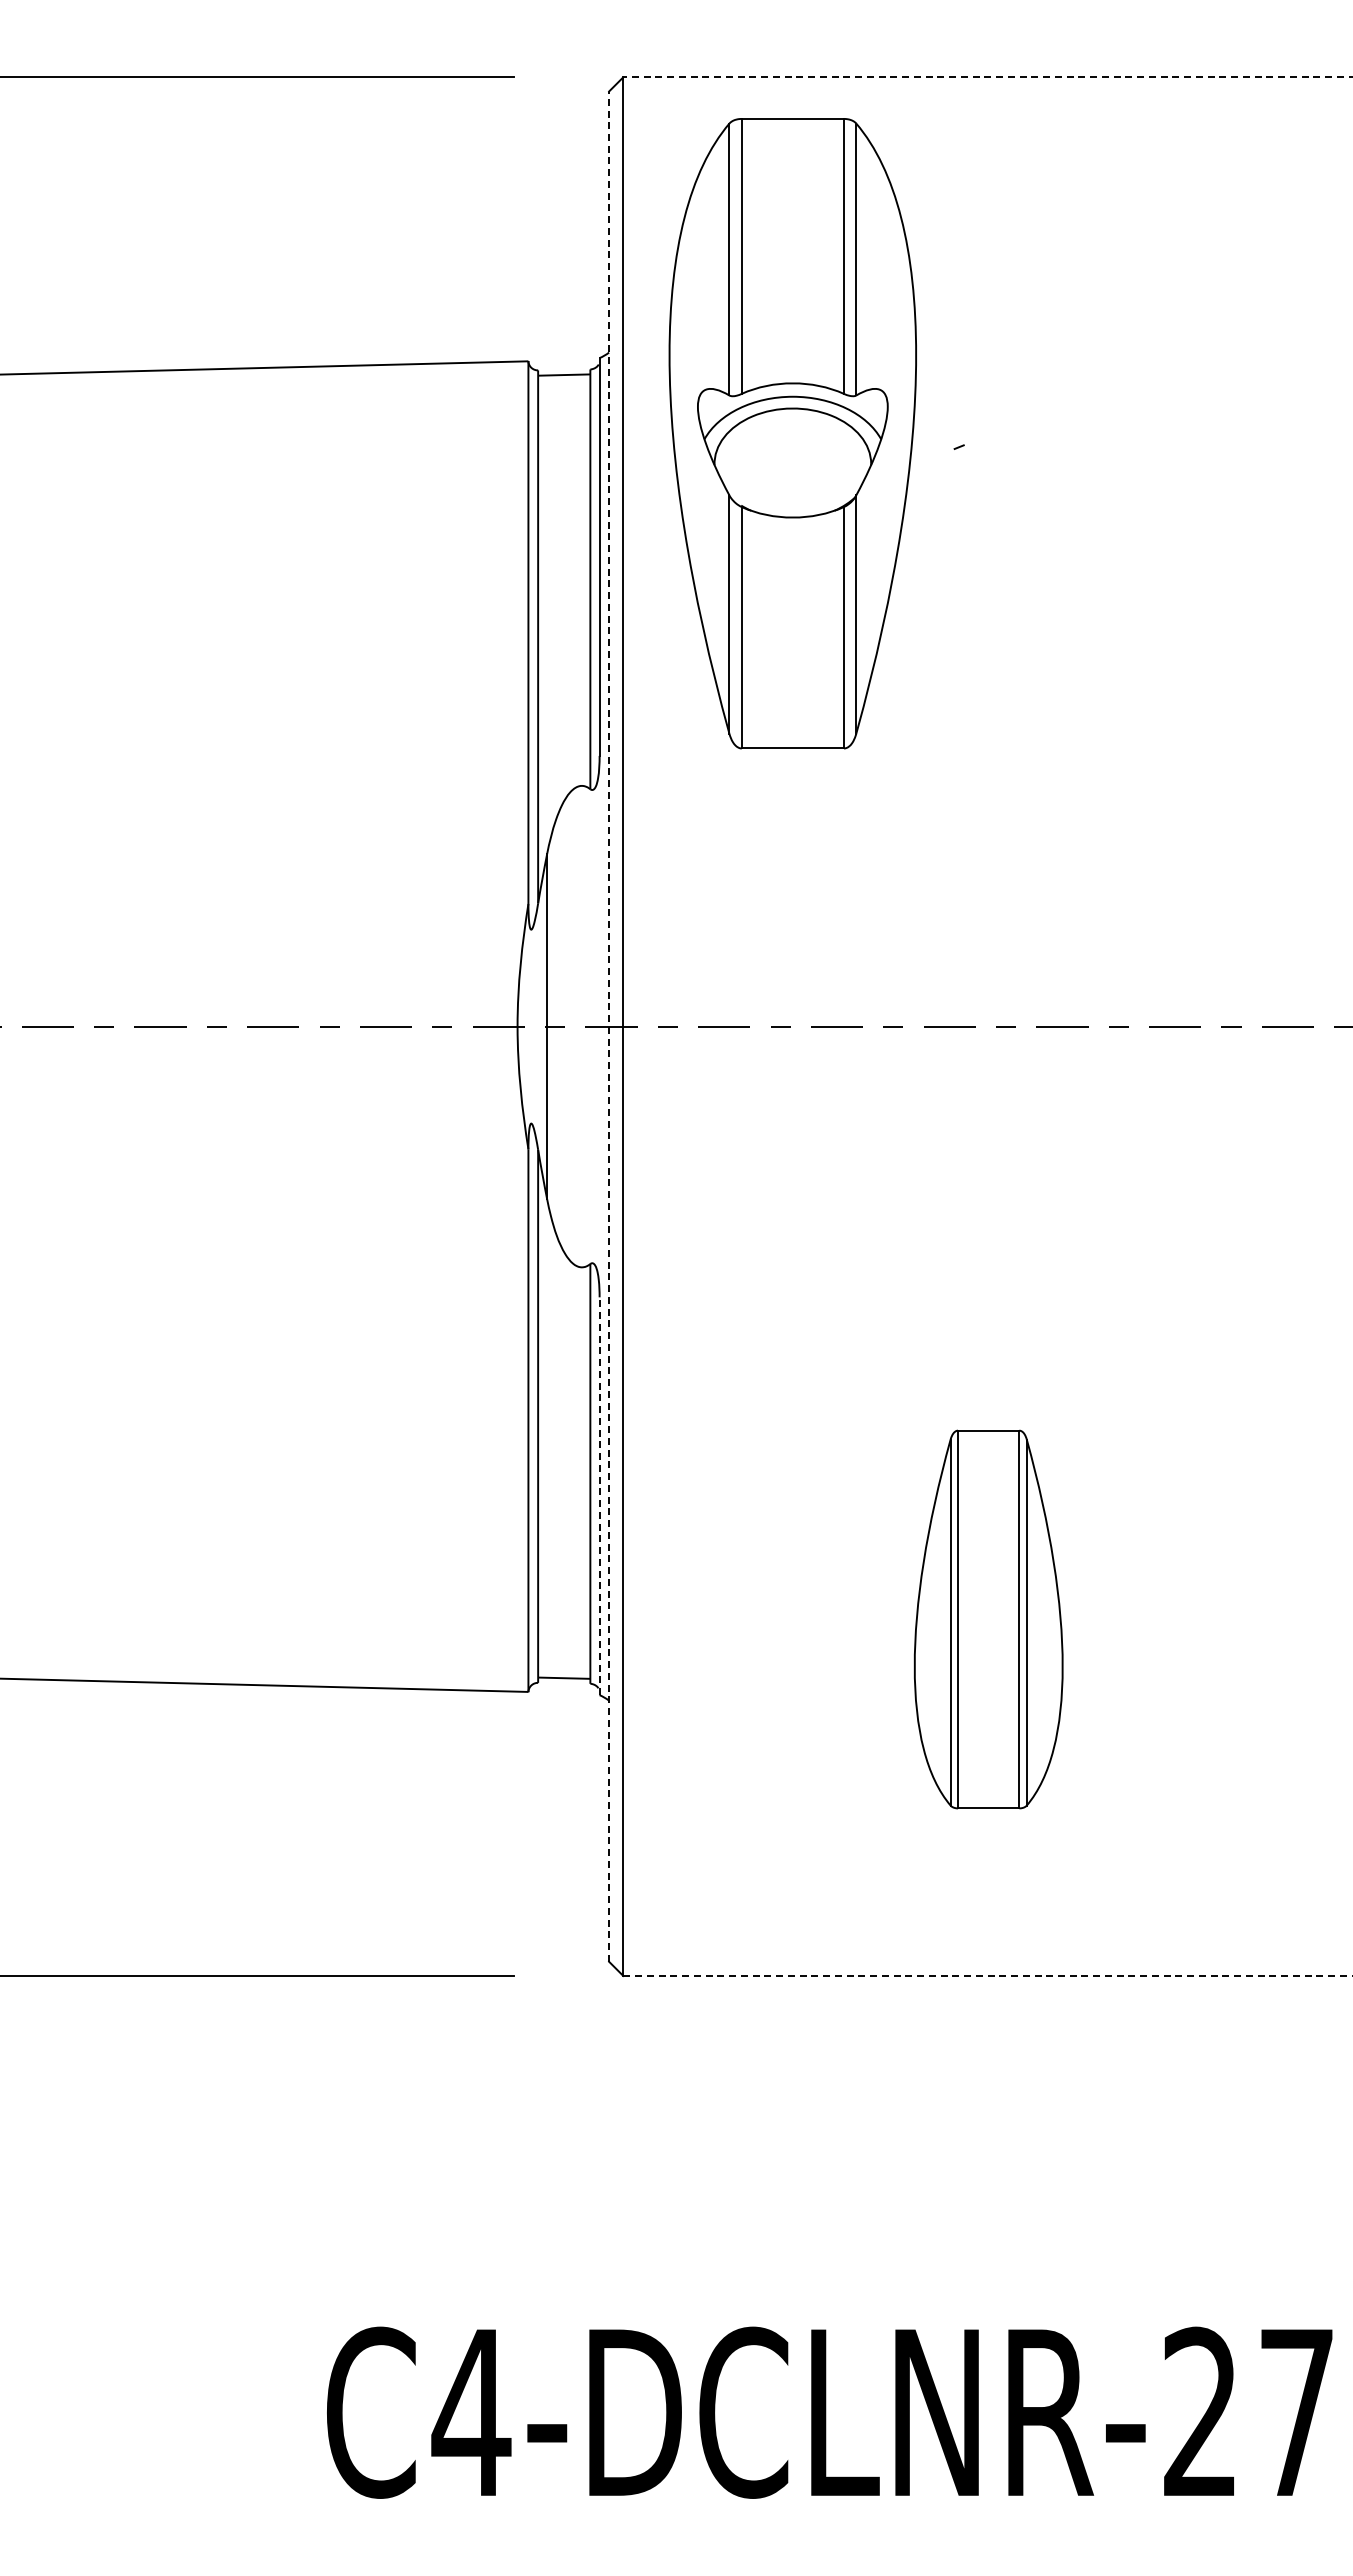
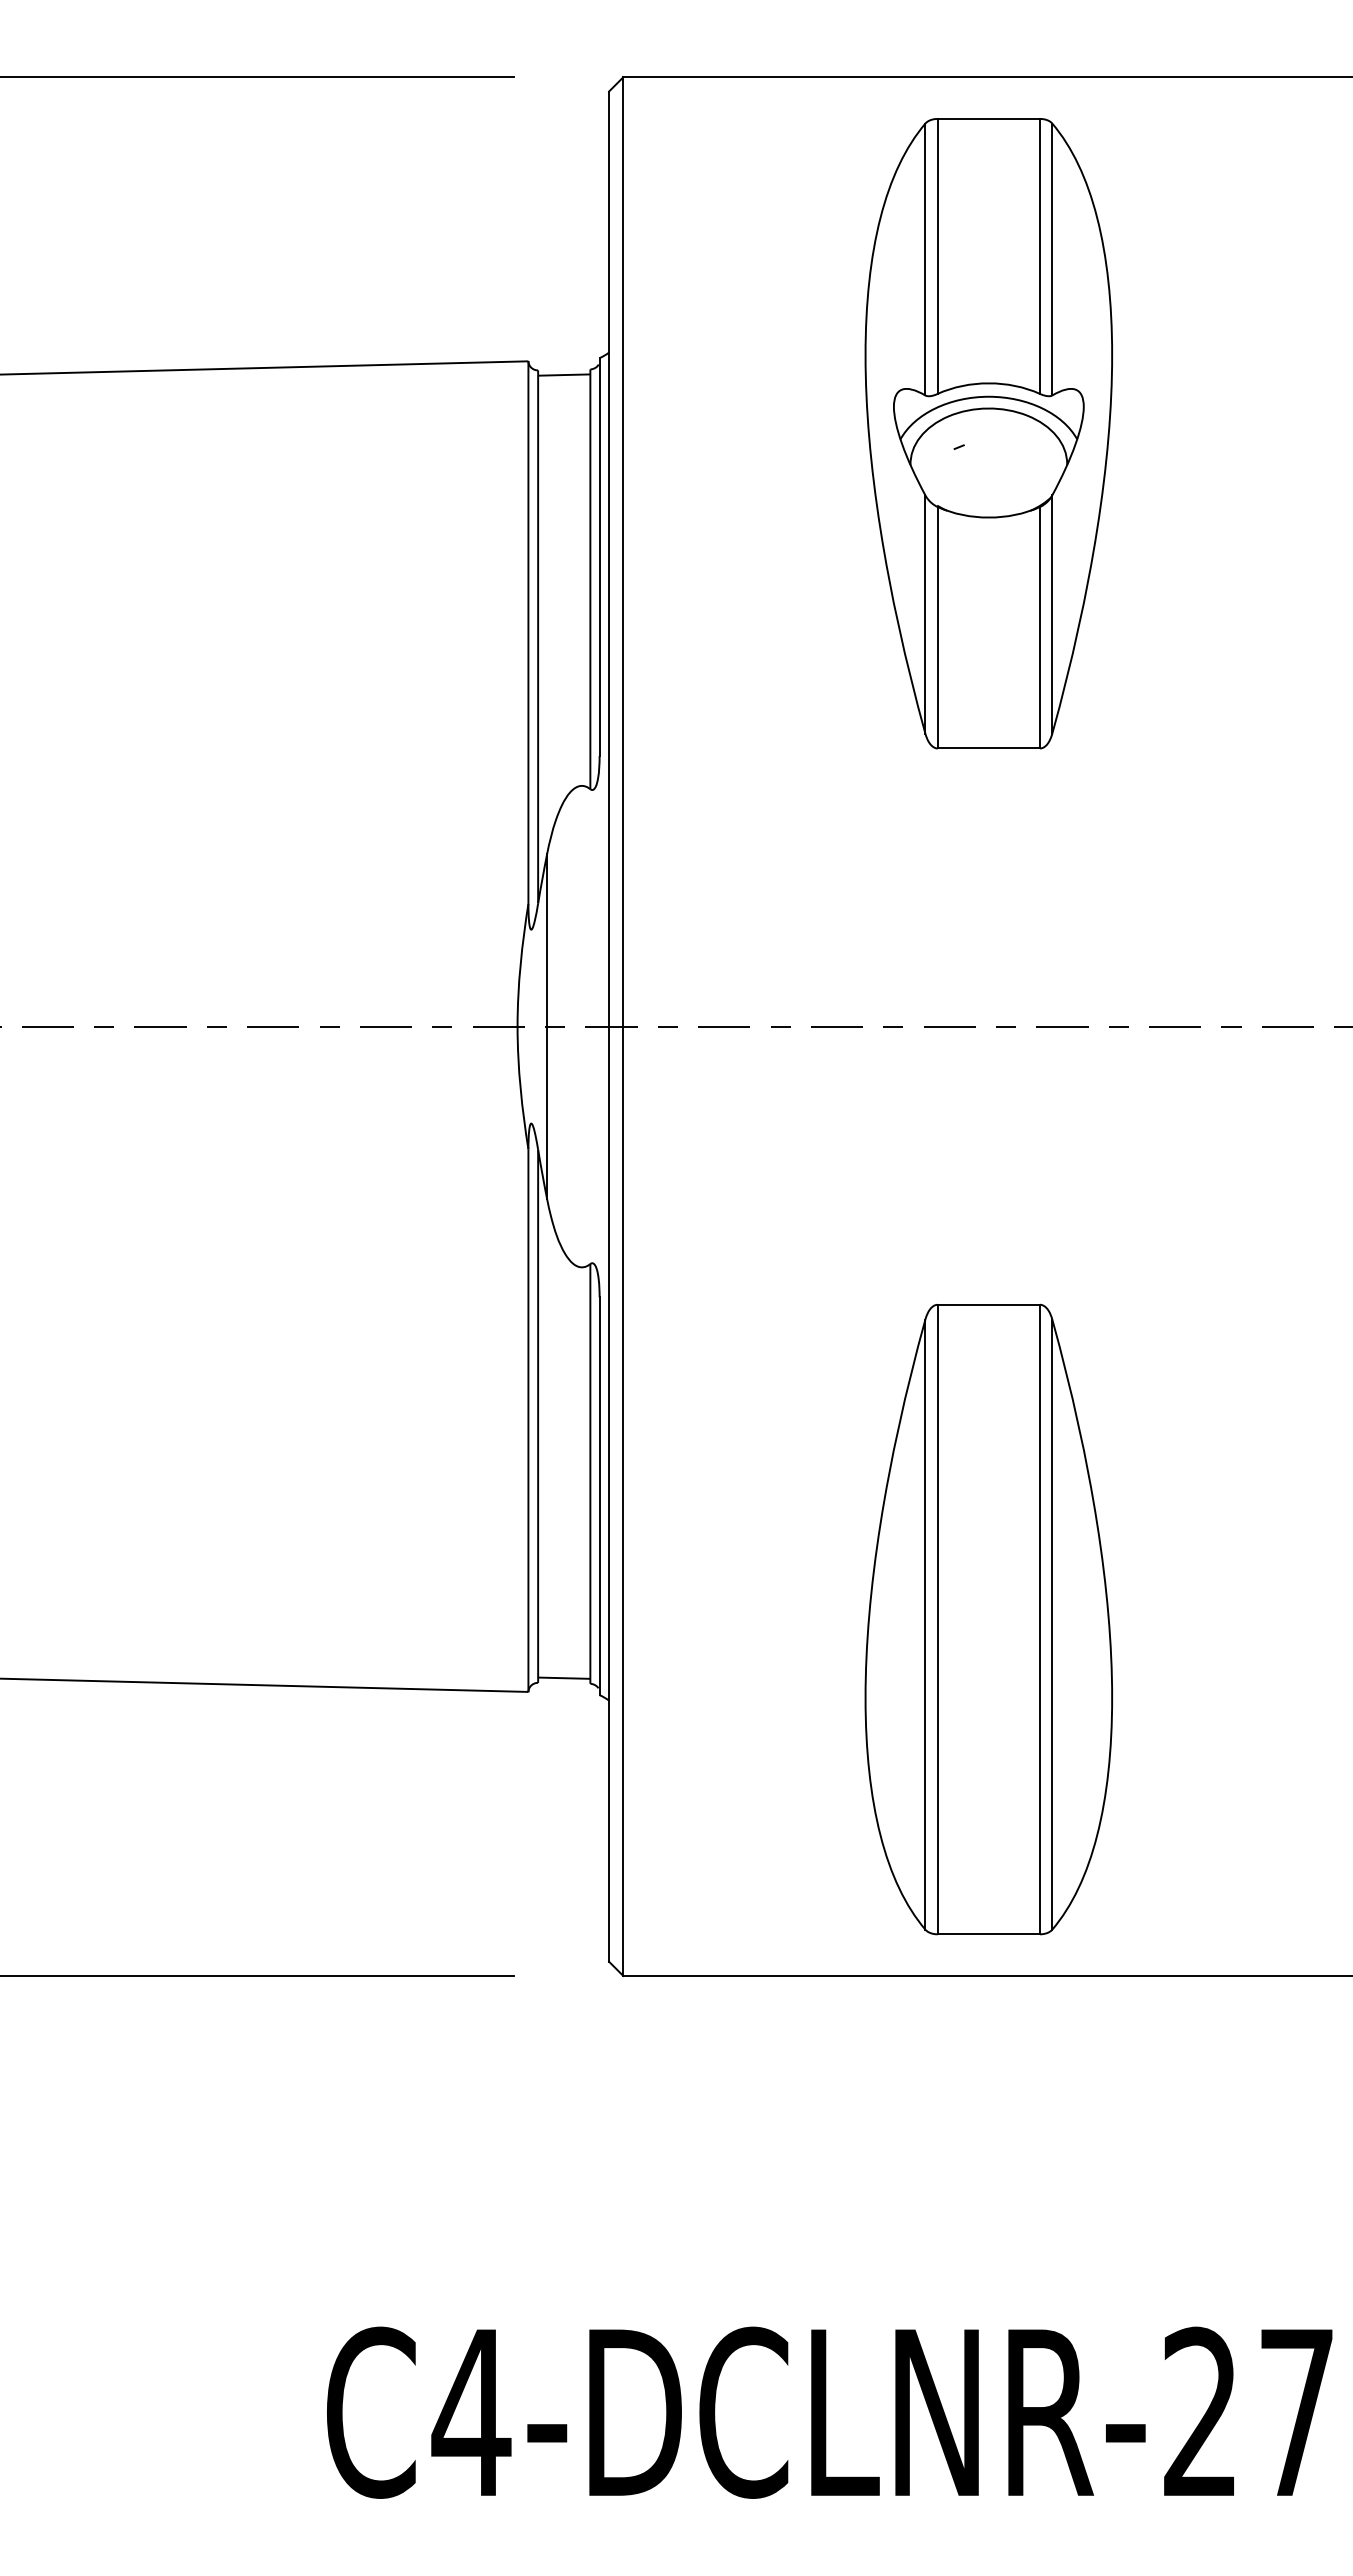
line: dashed -> solid (987, 77)
part position: (792, 433) -> (988, 433) (988, 433)
line: dashed -> solid (609, 1026)
line: dashed -> solid (599, 1496)
part size: 151x381 px -> 249x633 px (988, 1619)
line: dashed -> solid (988, 1975)
